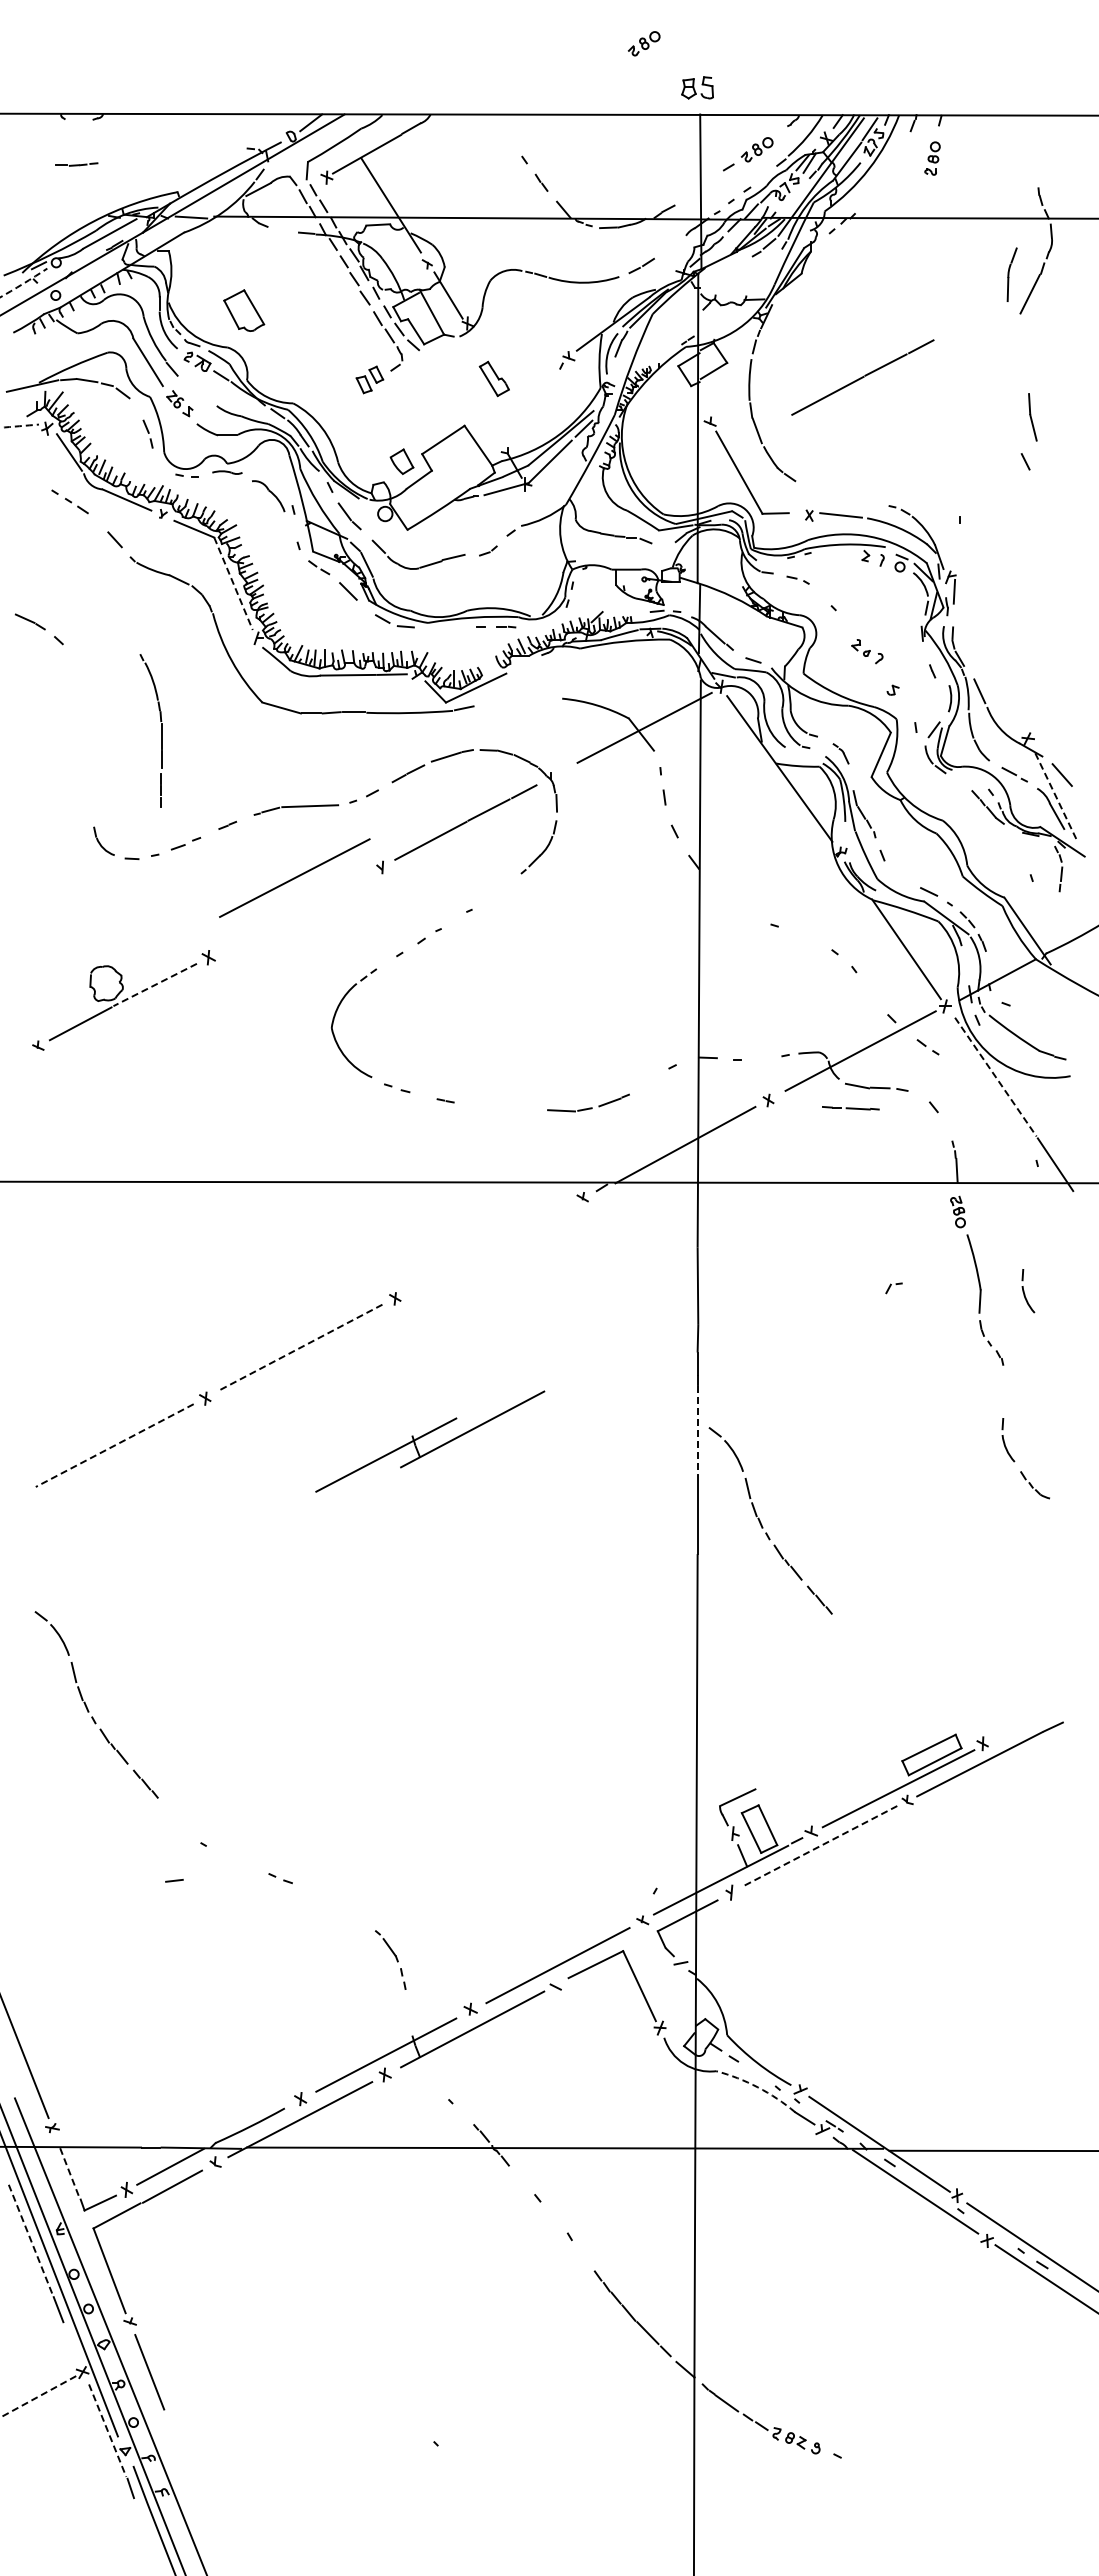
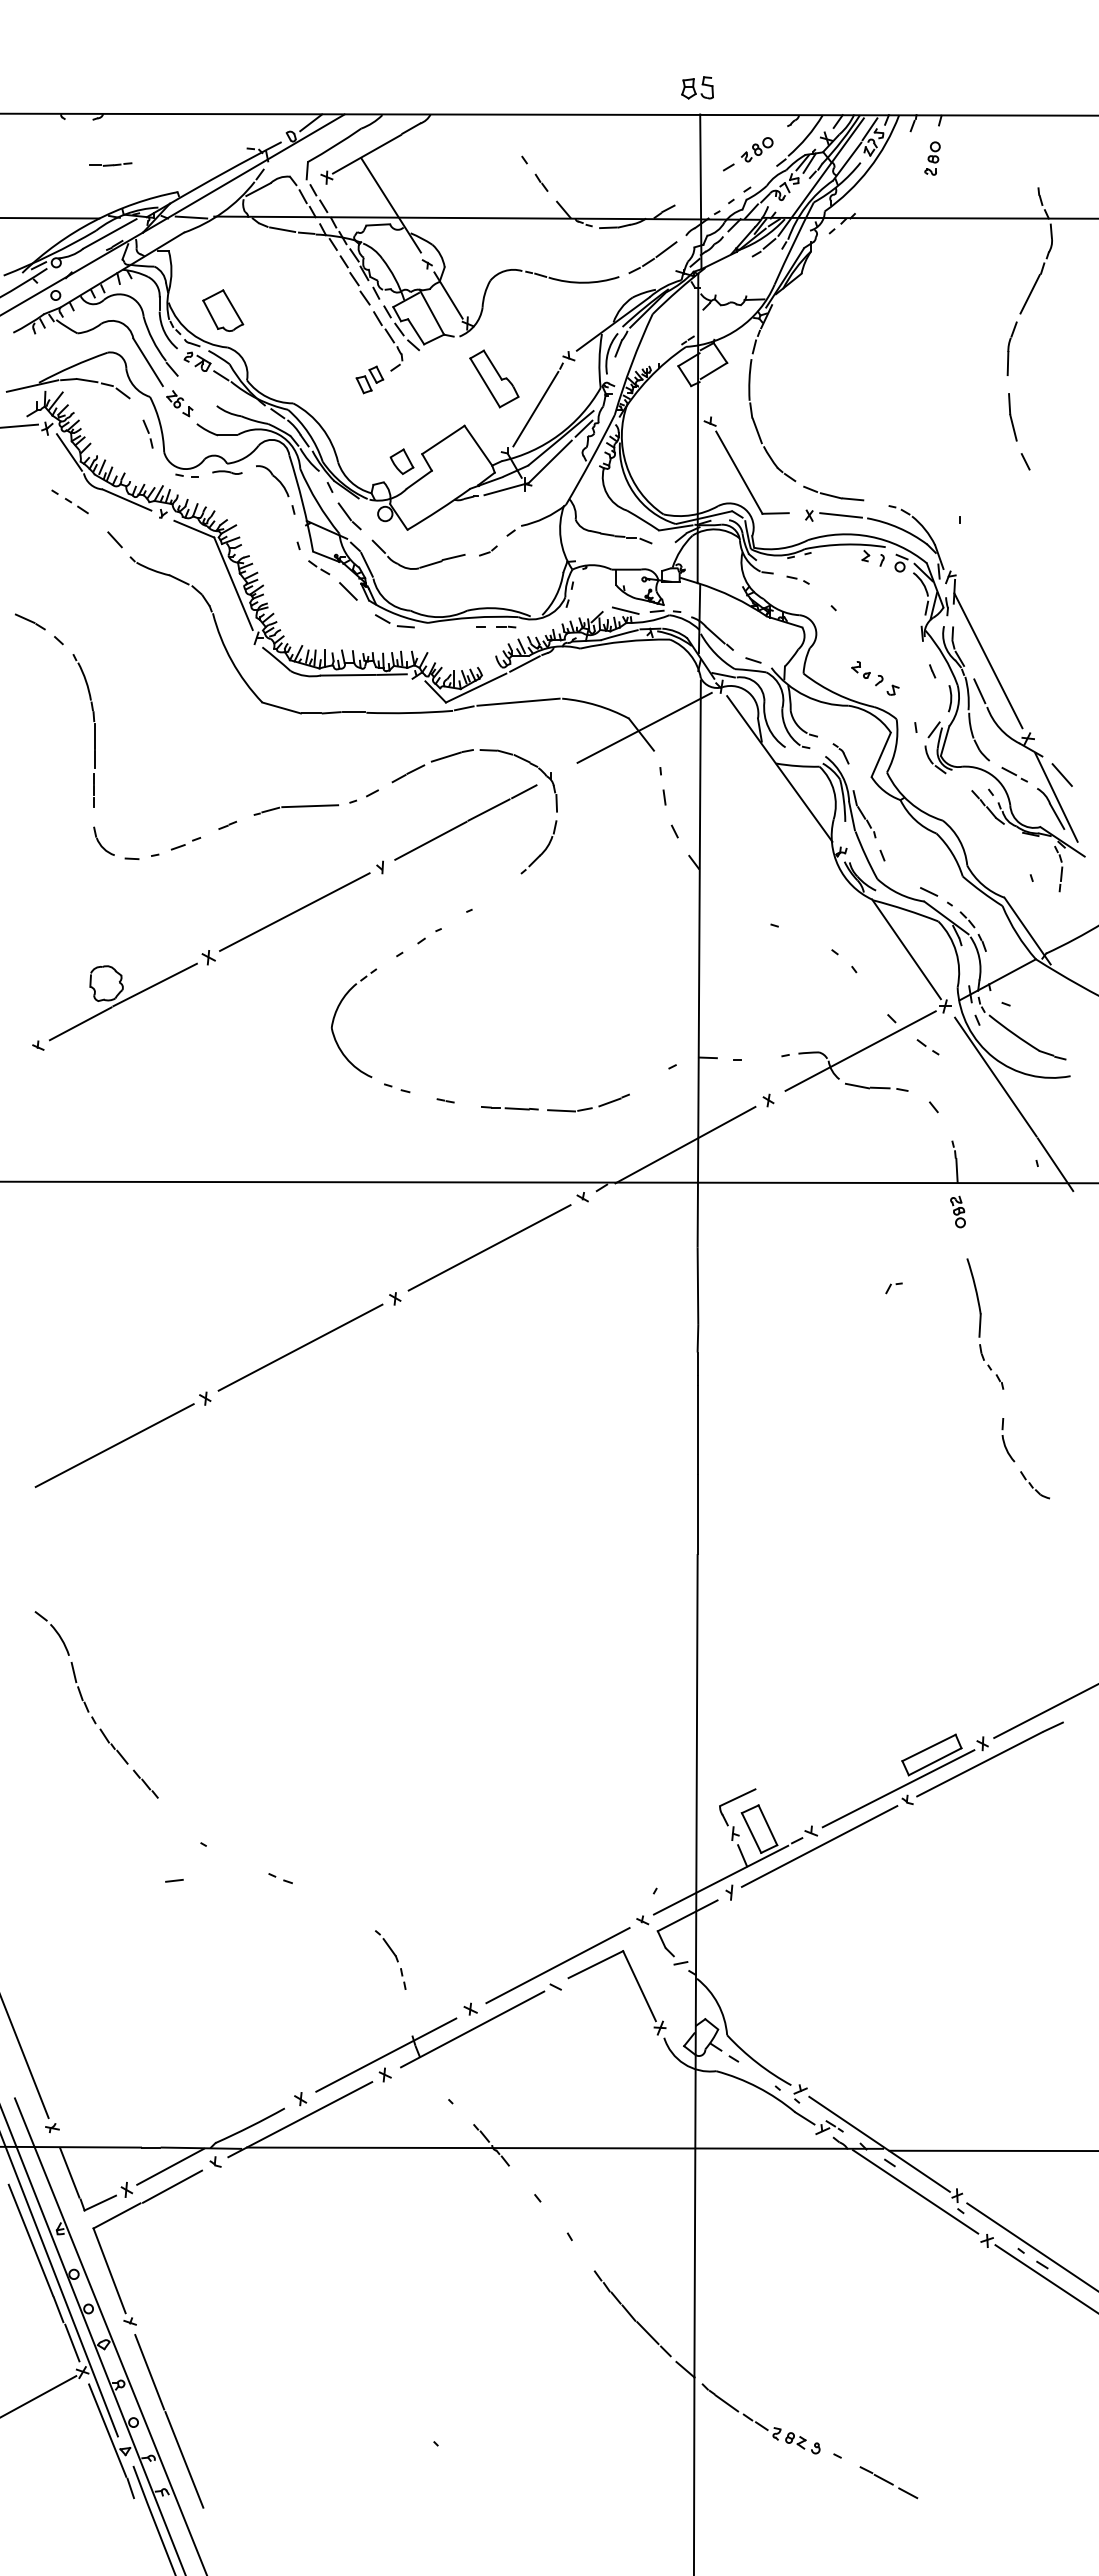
part: present -> none (643, 43)
part position: (76, 164) -> (110, 164) (110, 164)
line: none -> present (50, 218)
line: none -> present (282, 229)
line: none -> present (666, 249)
part position: (1011, 274) -> (1011, 348) (1011, 348)
arc: dashed -> solid (23, 283)
part position: (244, 310) -> (223, 310) (223, 310)
line: present -> none (862, 377)
part size: 32x38 px -> 51x60 px (494, 378)
line: none -> present (535, 408)
part position: (1032, 417) -> (1012, 417) (1012, 417)
arc: dashed -> solid (19, 426)
part: none -> present (833, 493)
part position: (268, 496) -> (272, 481) (272, 481)
line: dashed -> solid (233, 584)
line: none -> present (625, 610)
part position: (867, 651) -> (867, 673) (867, 673)
line: none -> present (988, 660)
line: none -> present (524, 663)
line: none -> present (518, 701)
part position: (161, 730) -> (94, 730) (94, 730)
line: dashed -> solid (1056, 797)
line position: (294, 877) -> (294, 911) (294, 911)
line: dashed -> solid (155, 984)
line: dashed -> solid (996, 1077)
line position: (850, 1108) -> (509, 1108) (509, 1108)
line: none -> present (489, 1247)
part: present -> none (1028, 1291)
part position: (985, 1299) -> (985, 1323) (985, 1323)
line: dashed -> solid (300, 1347)
line: dashed -> solid (697, 1429)
part: present -> none (426, 1435)
line: dashed -> solid (114, 1445)
part: present -> none (762, 1524)
line: none -> present (1044, 1711)
line: dashed -> solid (819, 1846)
arc: dashed -> solid (757, 2087)
line: dashed -> solid (69, 2172)
line: dashed -> solid (30, 2240)
line: none -> present (72, 2342)
line: dashed -> solid (38, 2396)
line: dashed -> solid (107, 2430)
line: none -> present (184, 2459)
line: none -> present (888, 2482)
